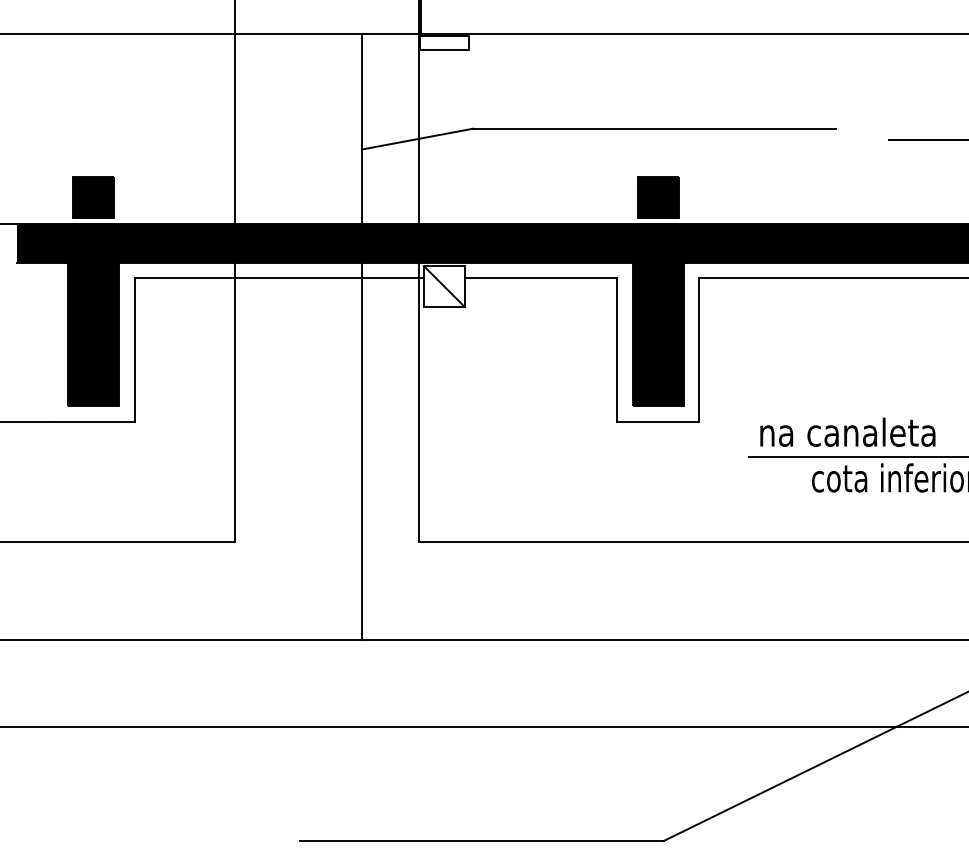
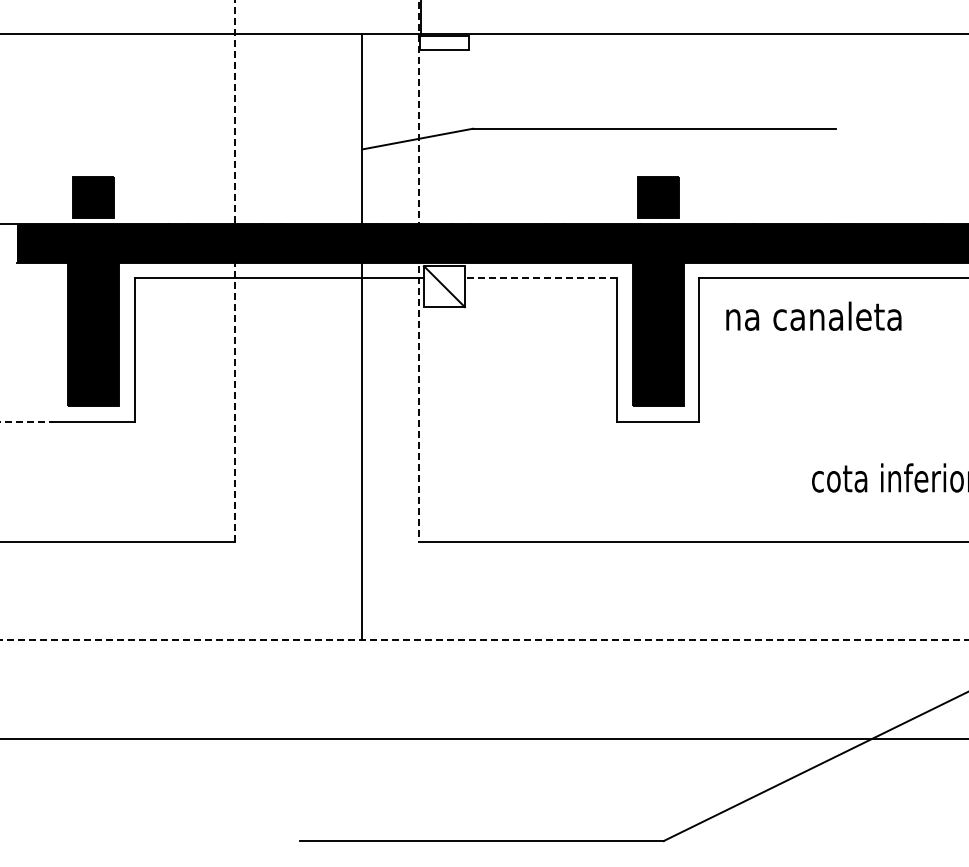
line: present -> none (927, 140)
line: solid -> dashed (234, 271)
line: solid -> dashed (419, 271)
line: solid -> dashed (540, 277)
line: solid -> dashed (26, 421)
text position: (847, 431) -> (813, 315) (813, 315)
line: present -> none (856, 456)
line: solid -> dashed (484, 640)
line position: (483, 726) -> (483, 738) (483, 738)
